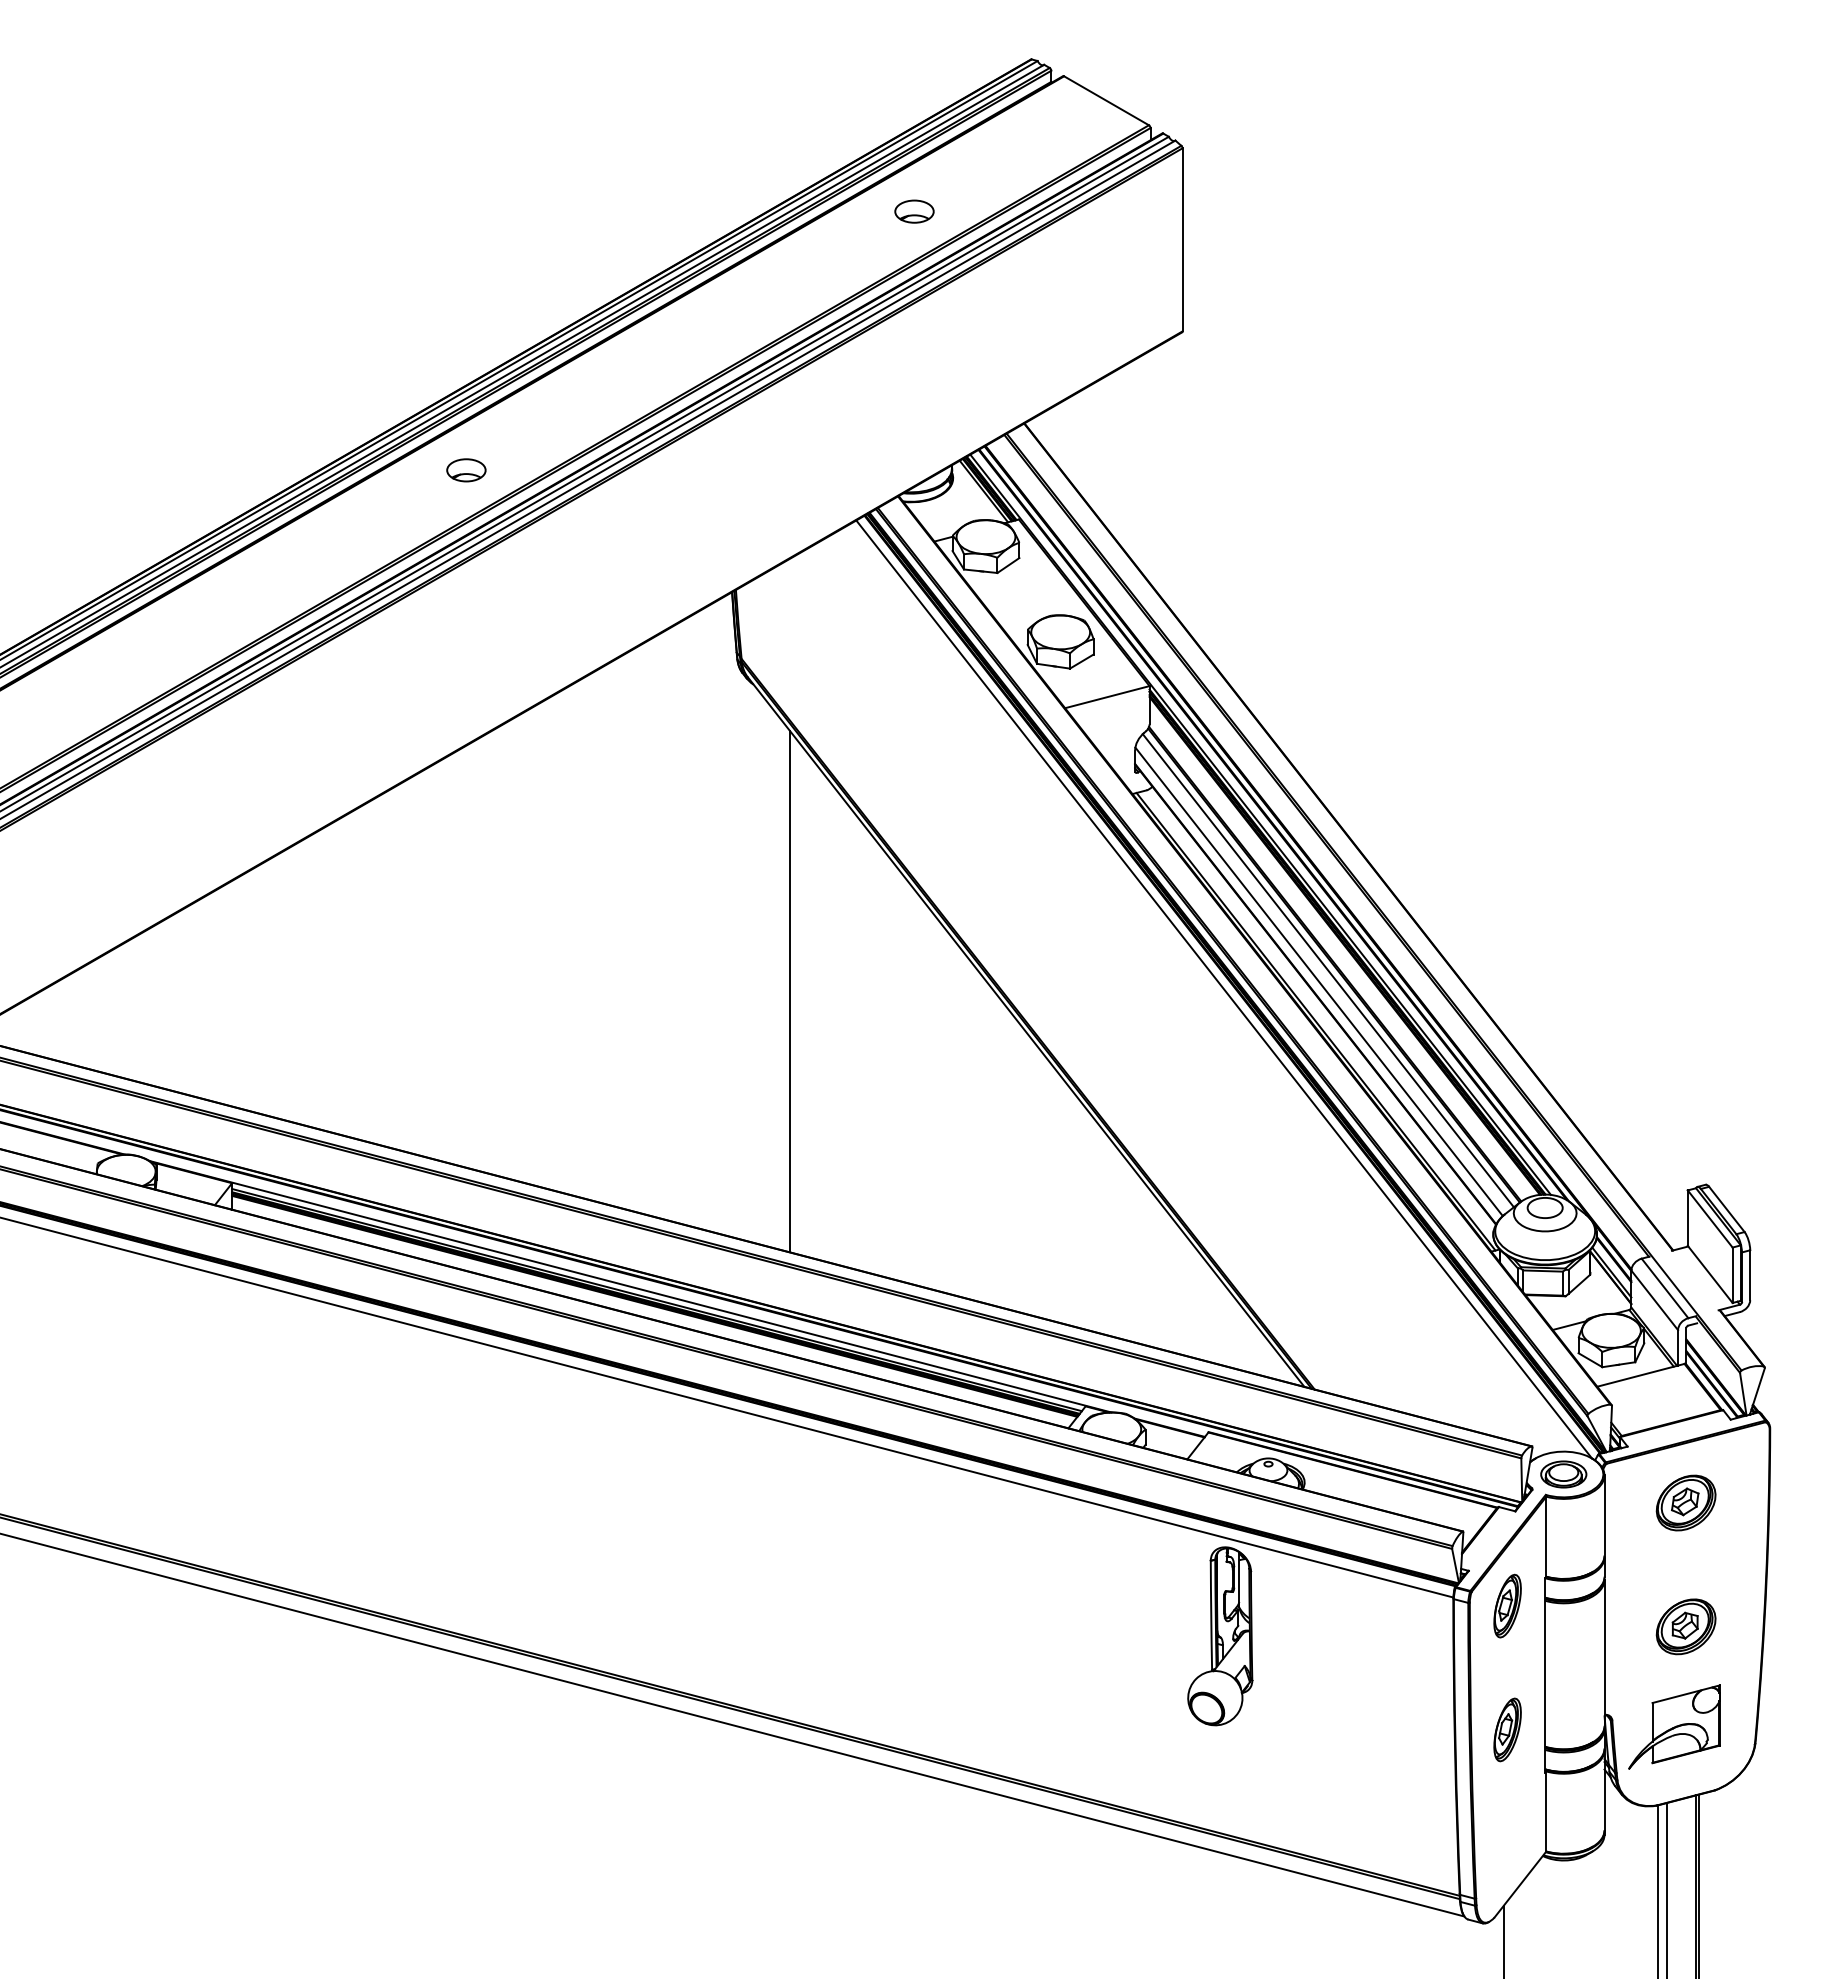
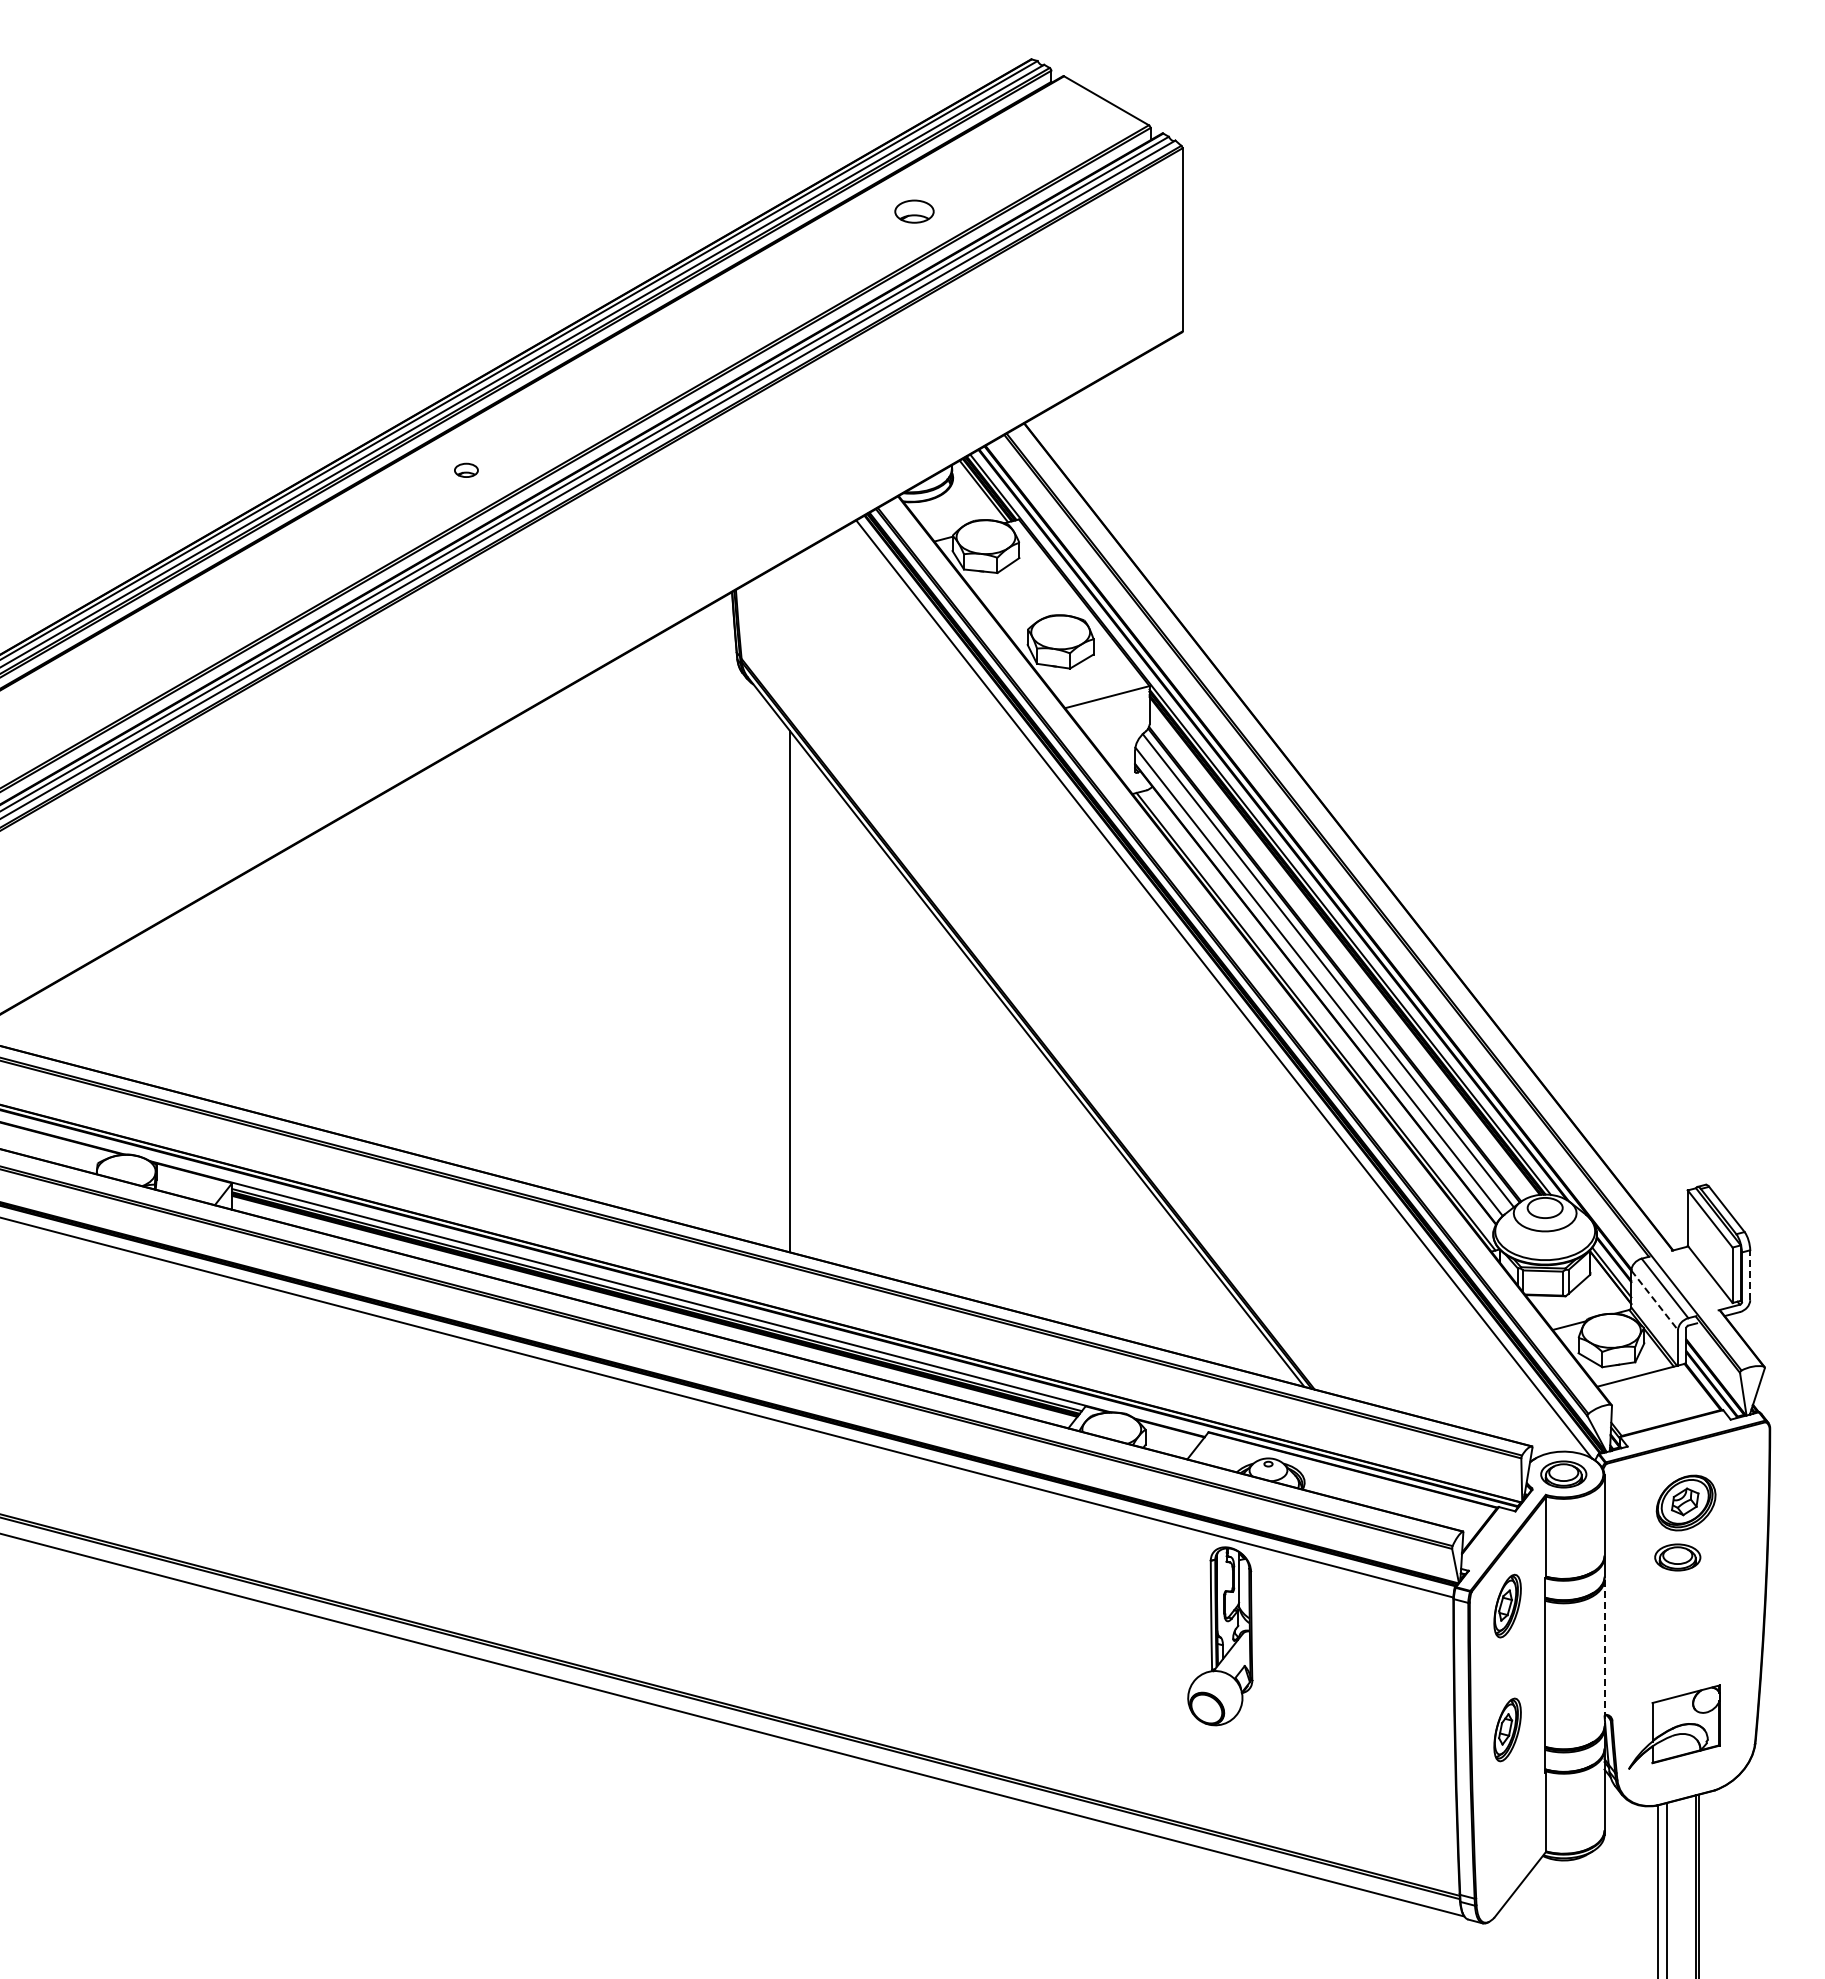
part size: 41x25 px -> 25x16 px (466, 469)
line: solid -> dashed (1750, 1275)
line: solid -> dashed (1654, 1300)
part: none -> present (1677, 1557)
part: present -> none (1685, 1626)
line: solid -> dashed (1604, 1652)
line: present -> none (1503, 1940)
